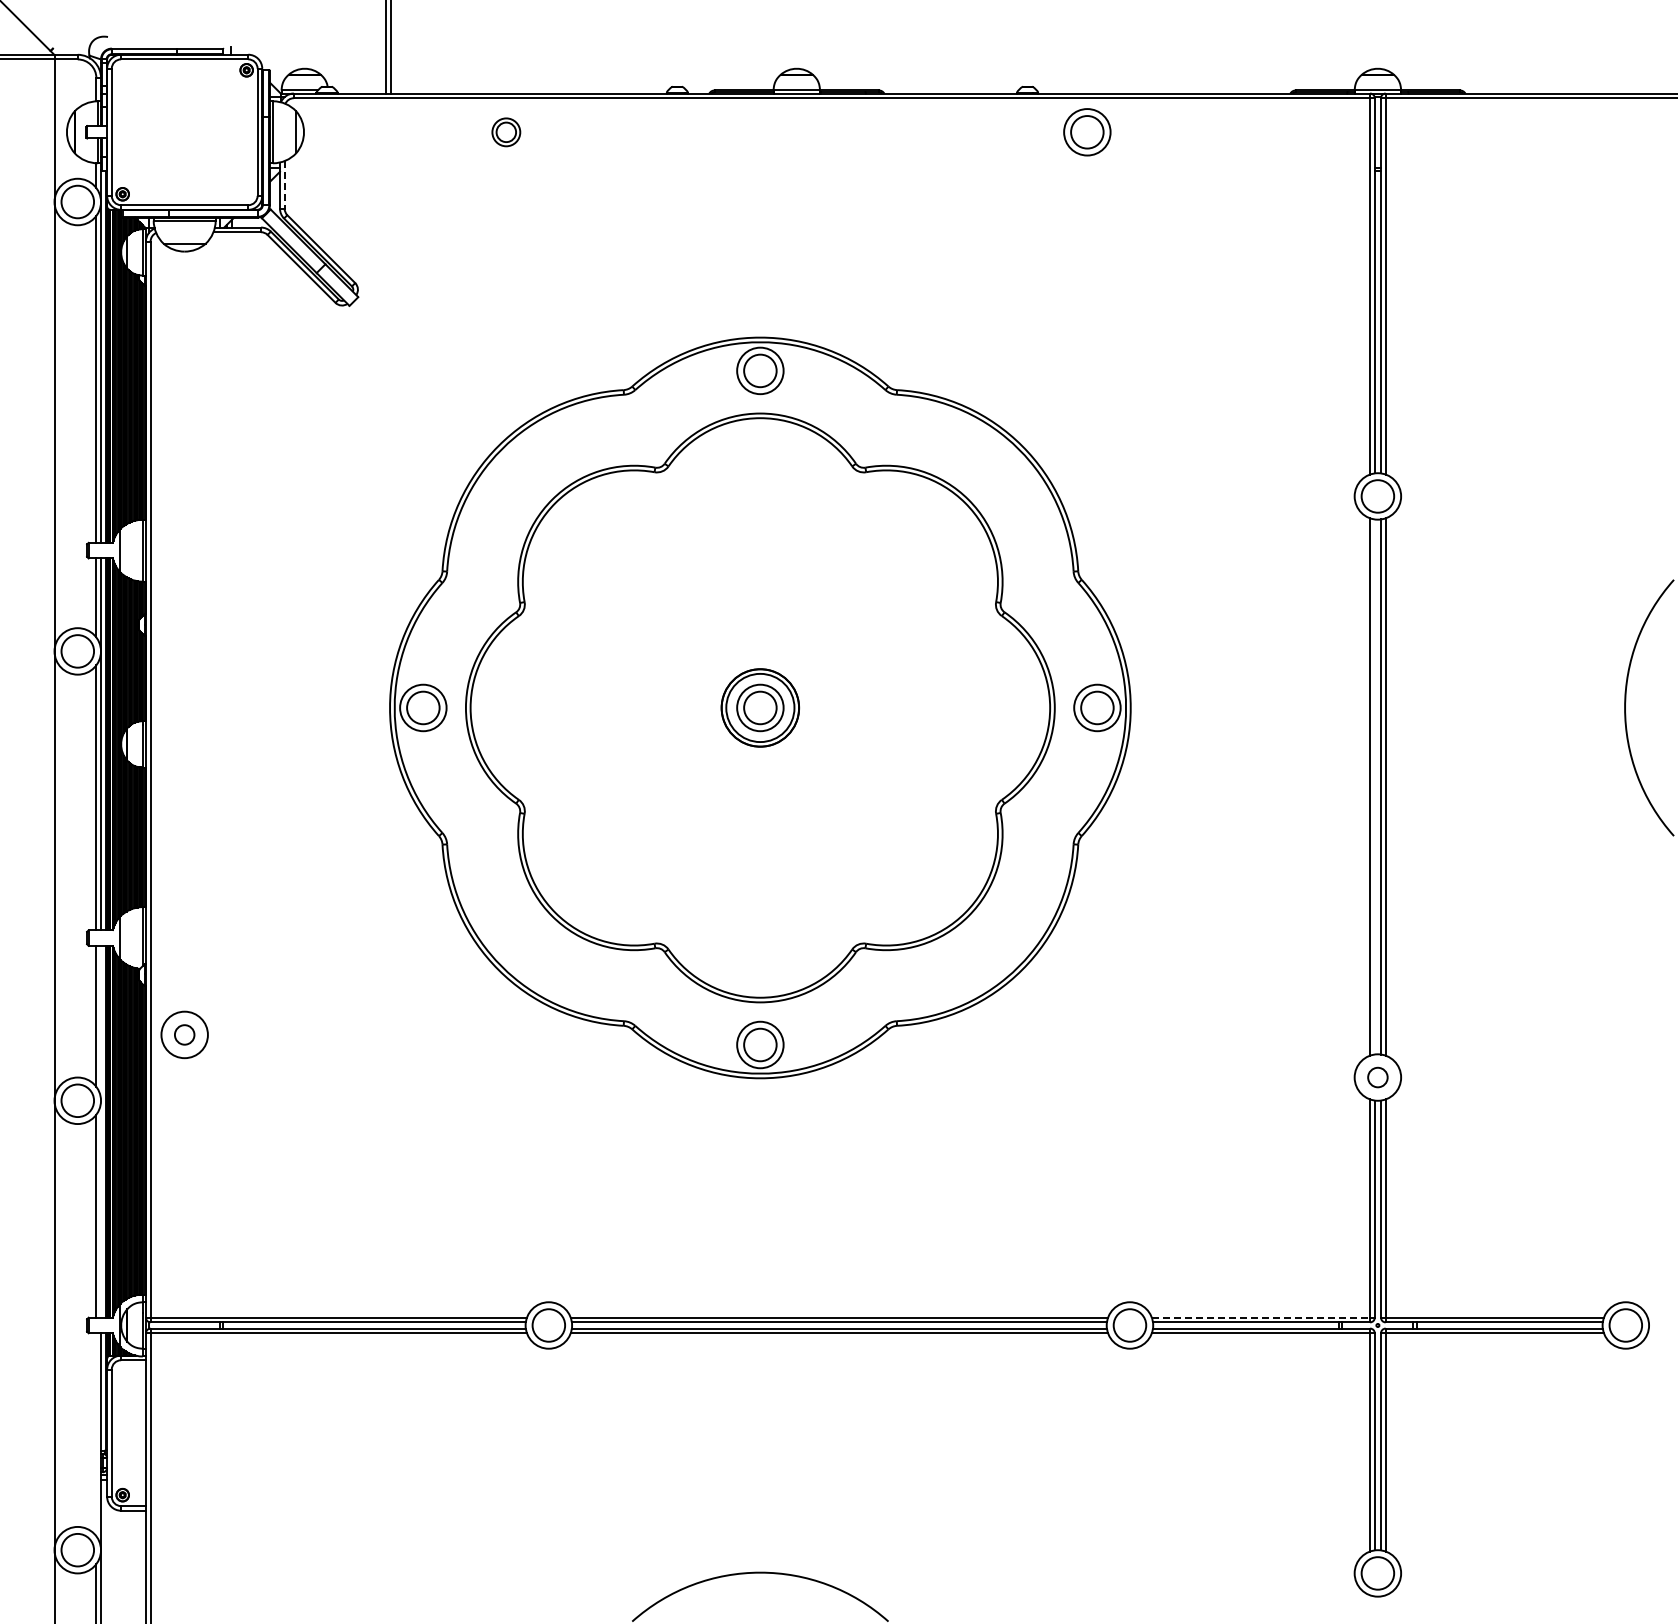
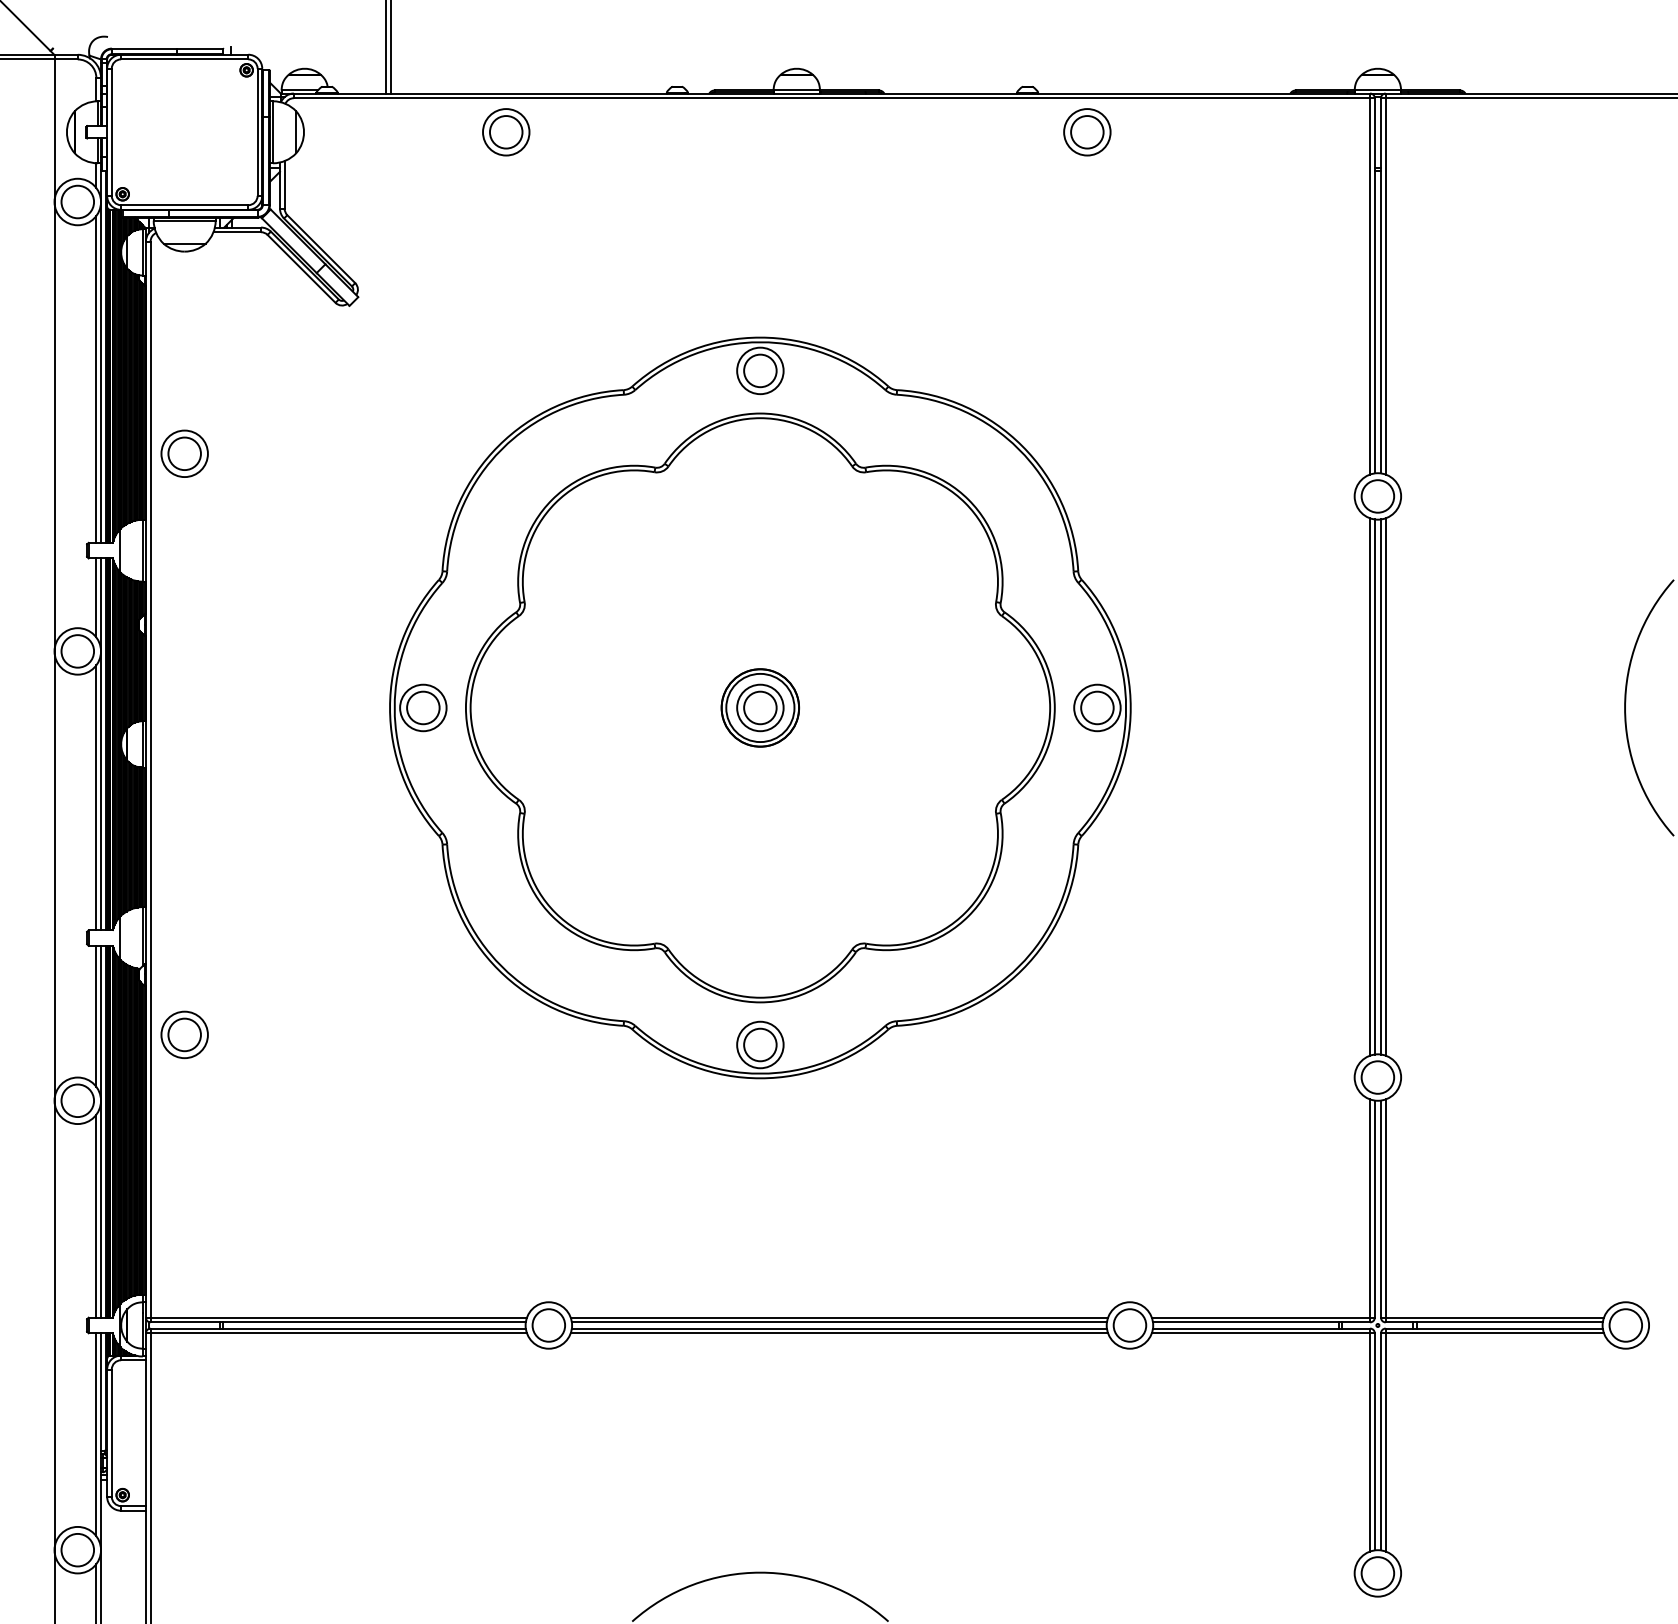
part size: 31x31 px -> 49x49 px (506, 132)
line: dashed -> solid (284, 184)
part: none -> present (184, 453)
line: none -> present (1374, 786)
circle diameter: 20 px -> 33 px (184, 1034)
circle diameter: 20 px -> 33 px (1377, 1077)
line: none -> present (101, 1131)
line: dashed -> solid (1261, 1317)
line: none -> present (96, 1434)
